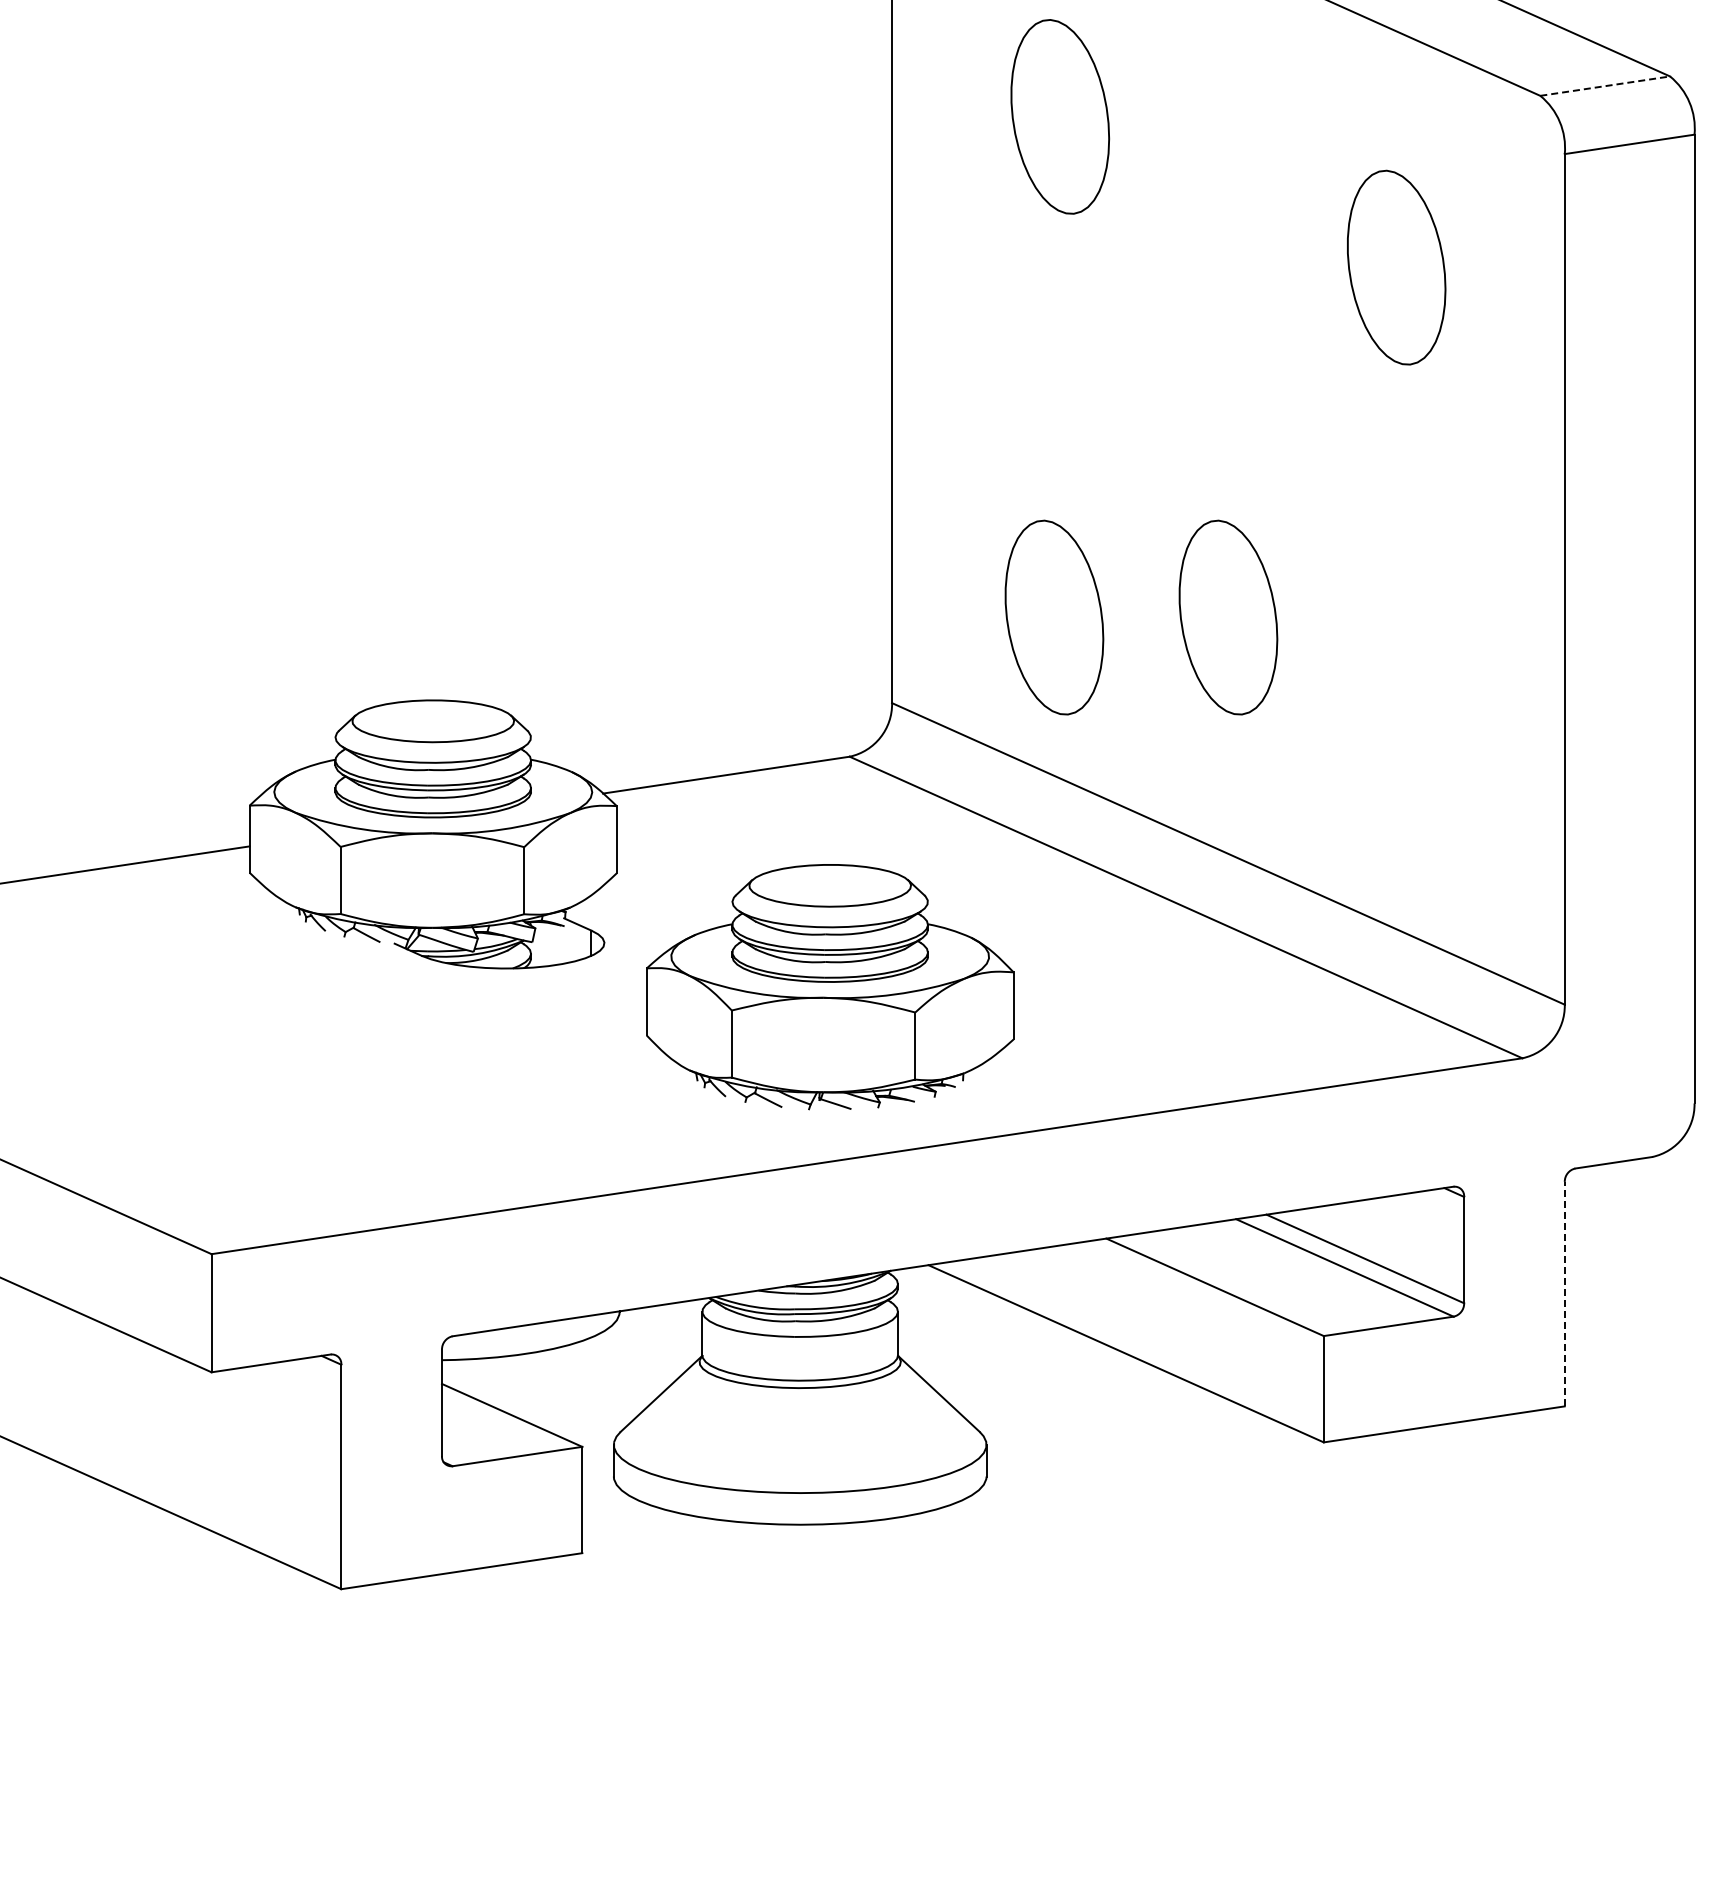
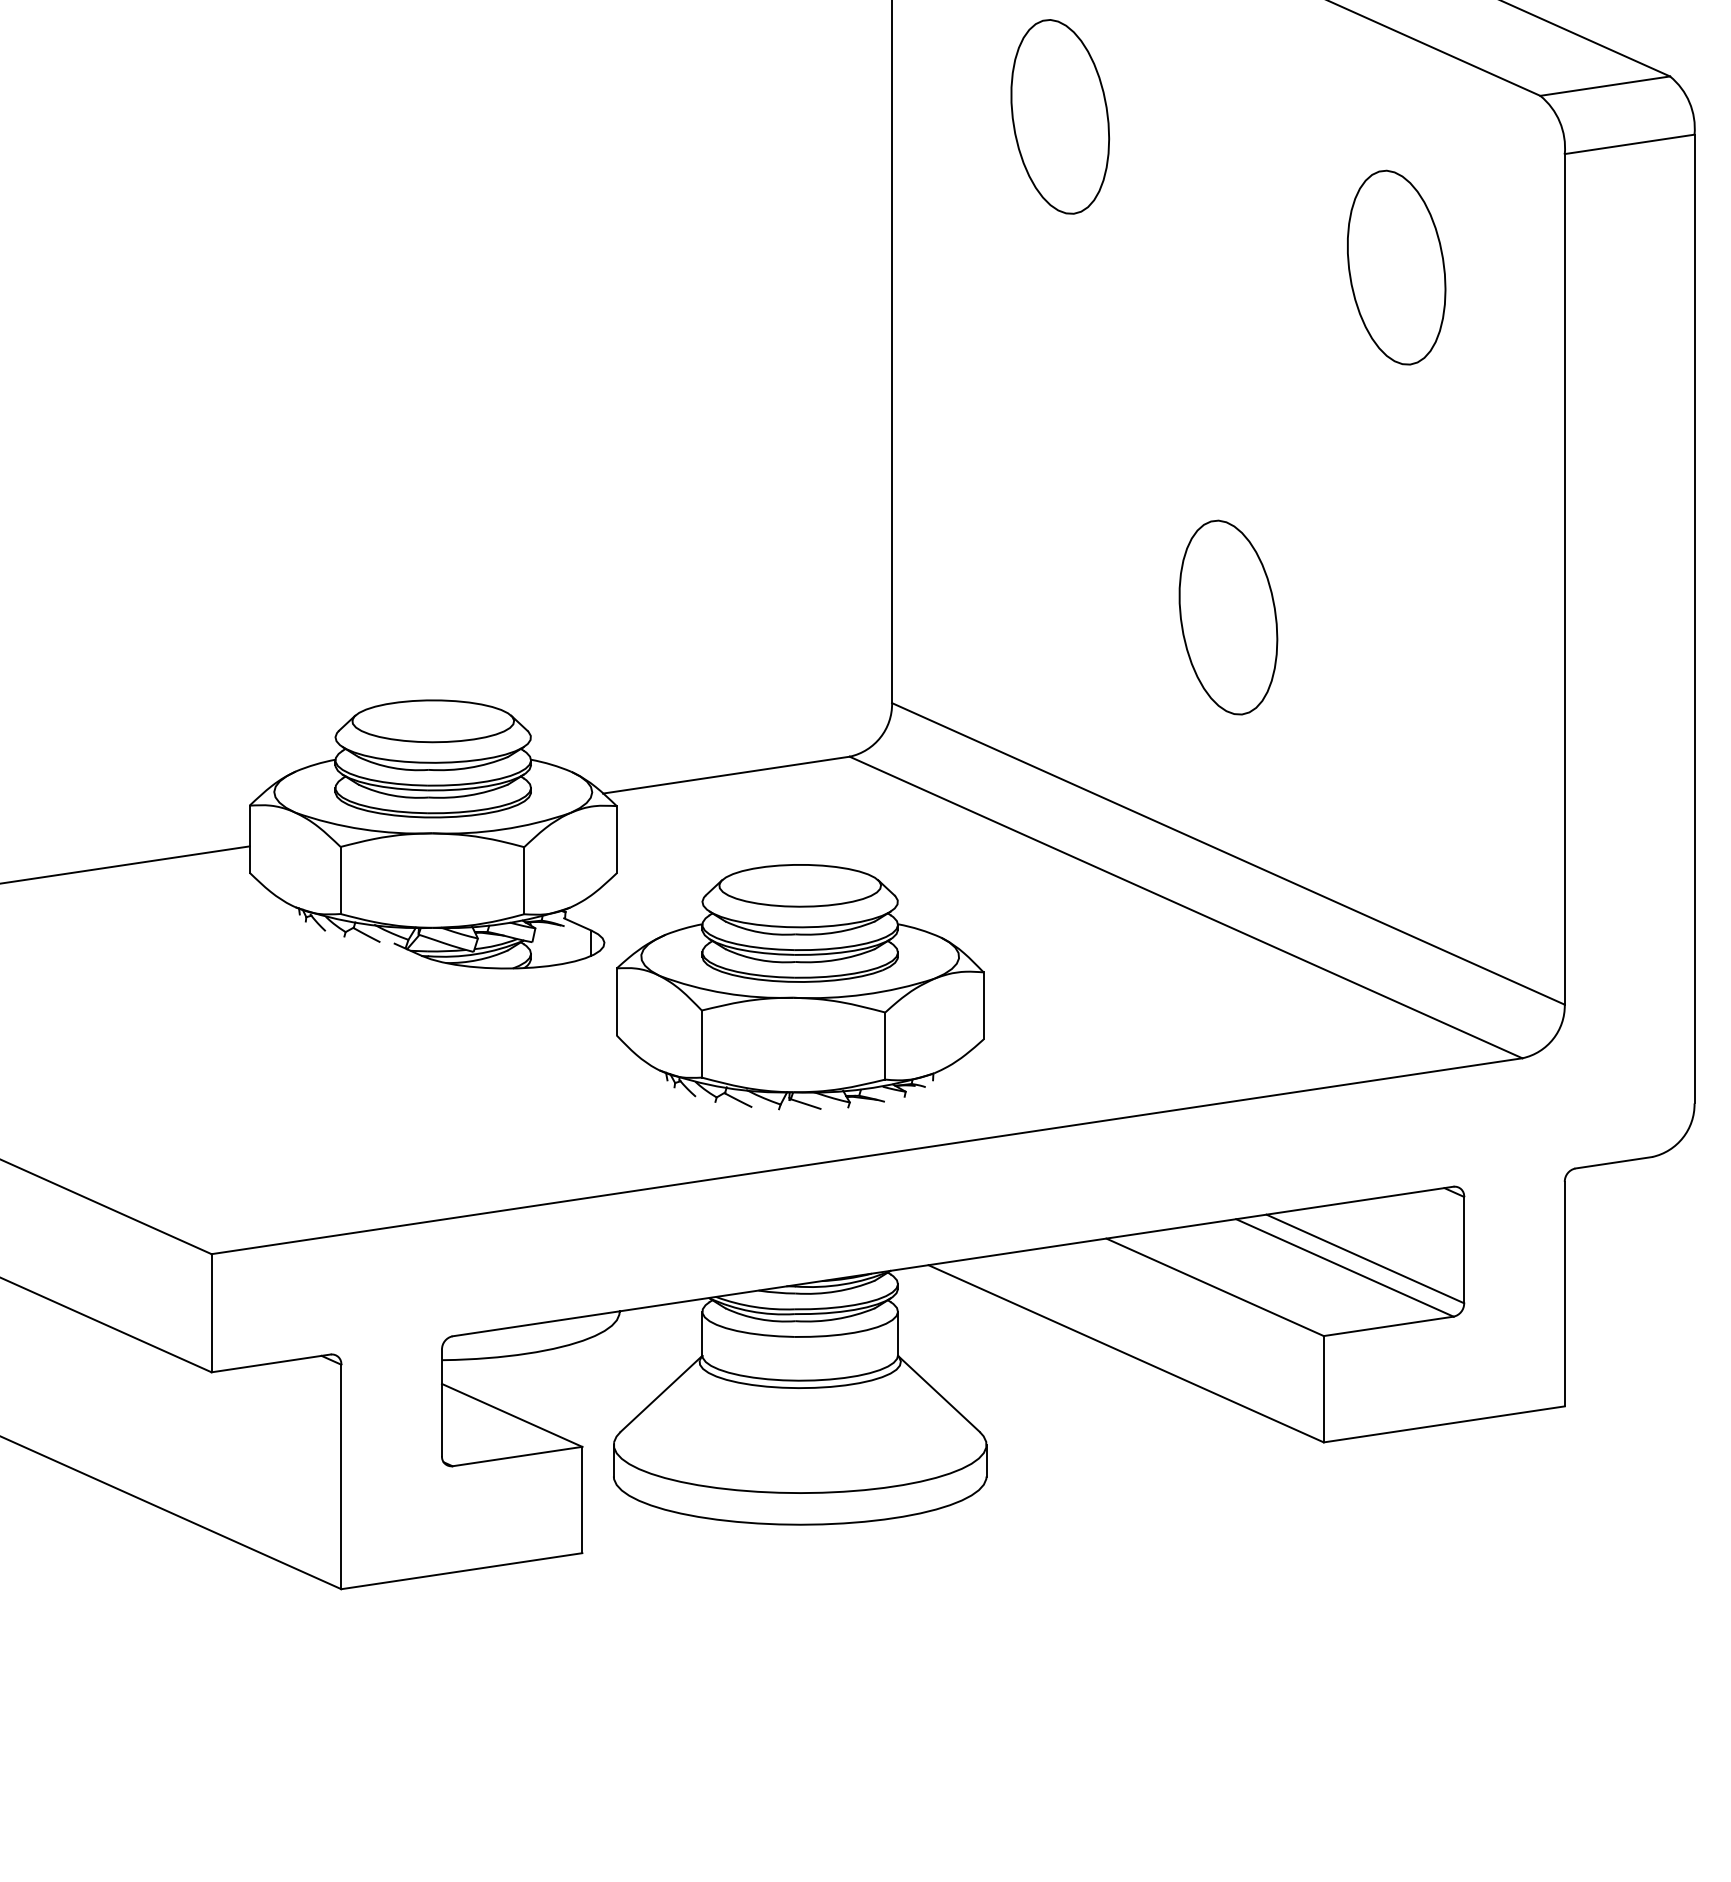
line: dashed -> solid (1605, 86)
part: present -> none (1054, 617)
part position: (830, 987) -> (800, 987) (800, 987)
line: dashed -> solid (1564, 1293)
